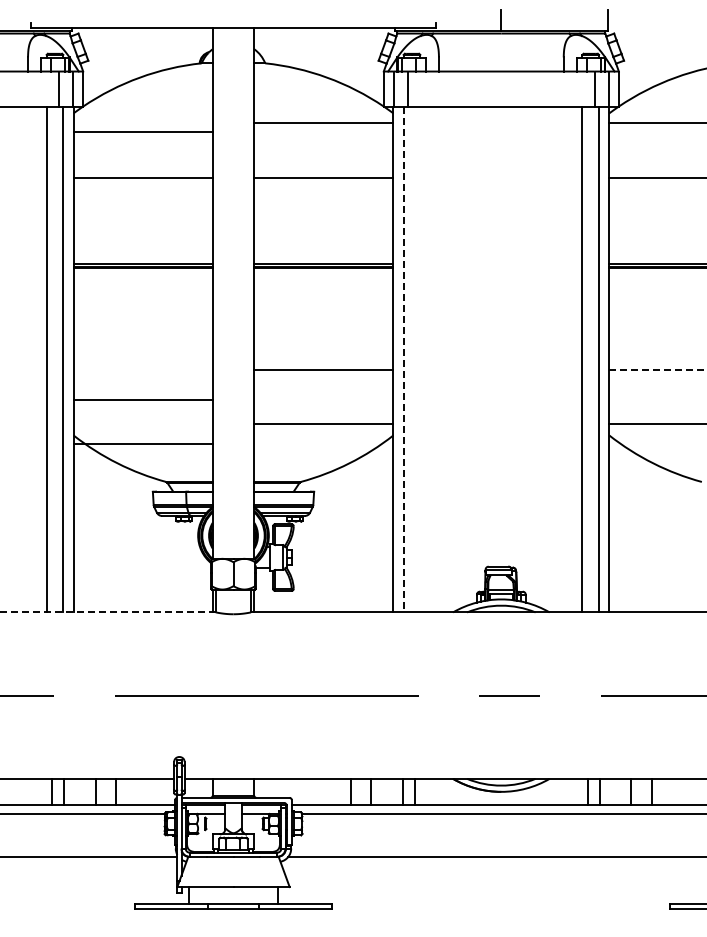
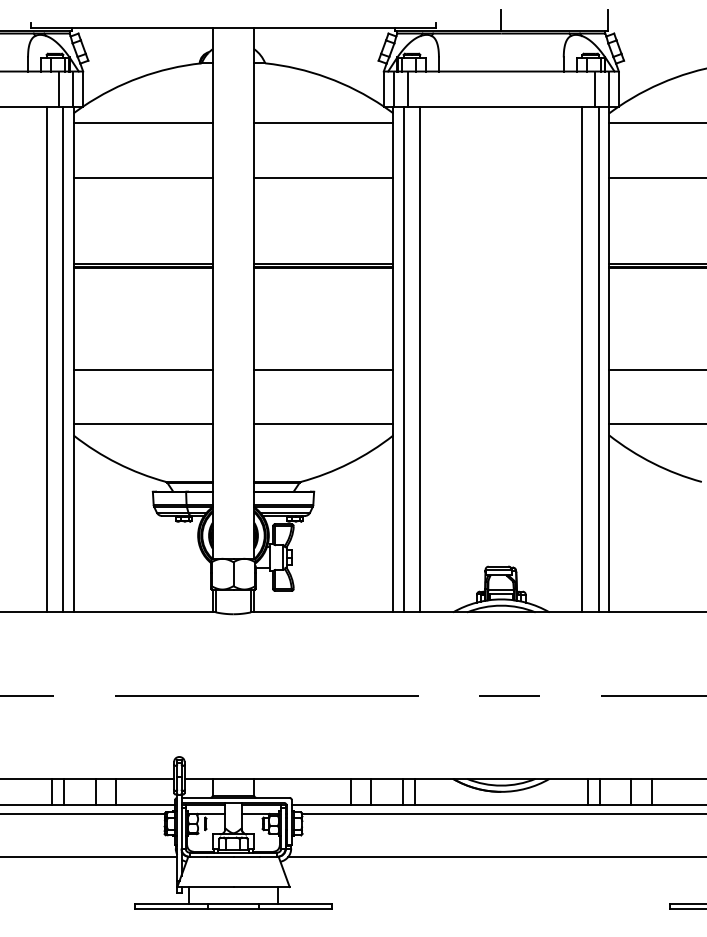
line position: (142, 131) -> (142, 122) (142, 122)
line: dashed -> solid (403, 359)
line: none -> present (420, 359)
line: dashed -> solid (658, 369)
line position: (142, 399) -> (142, 369) (142, 369)
line position: (142, 443) -> (142, 423) (142, 423)
line: dashed -> solid (108, 612)
